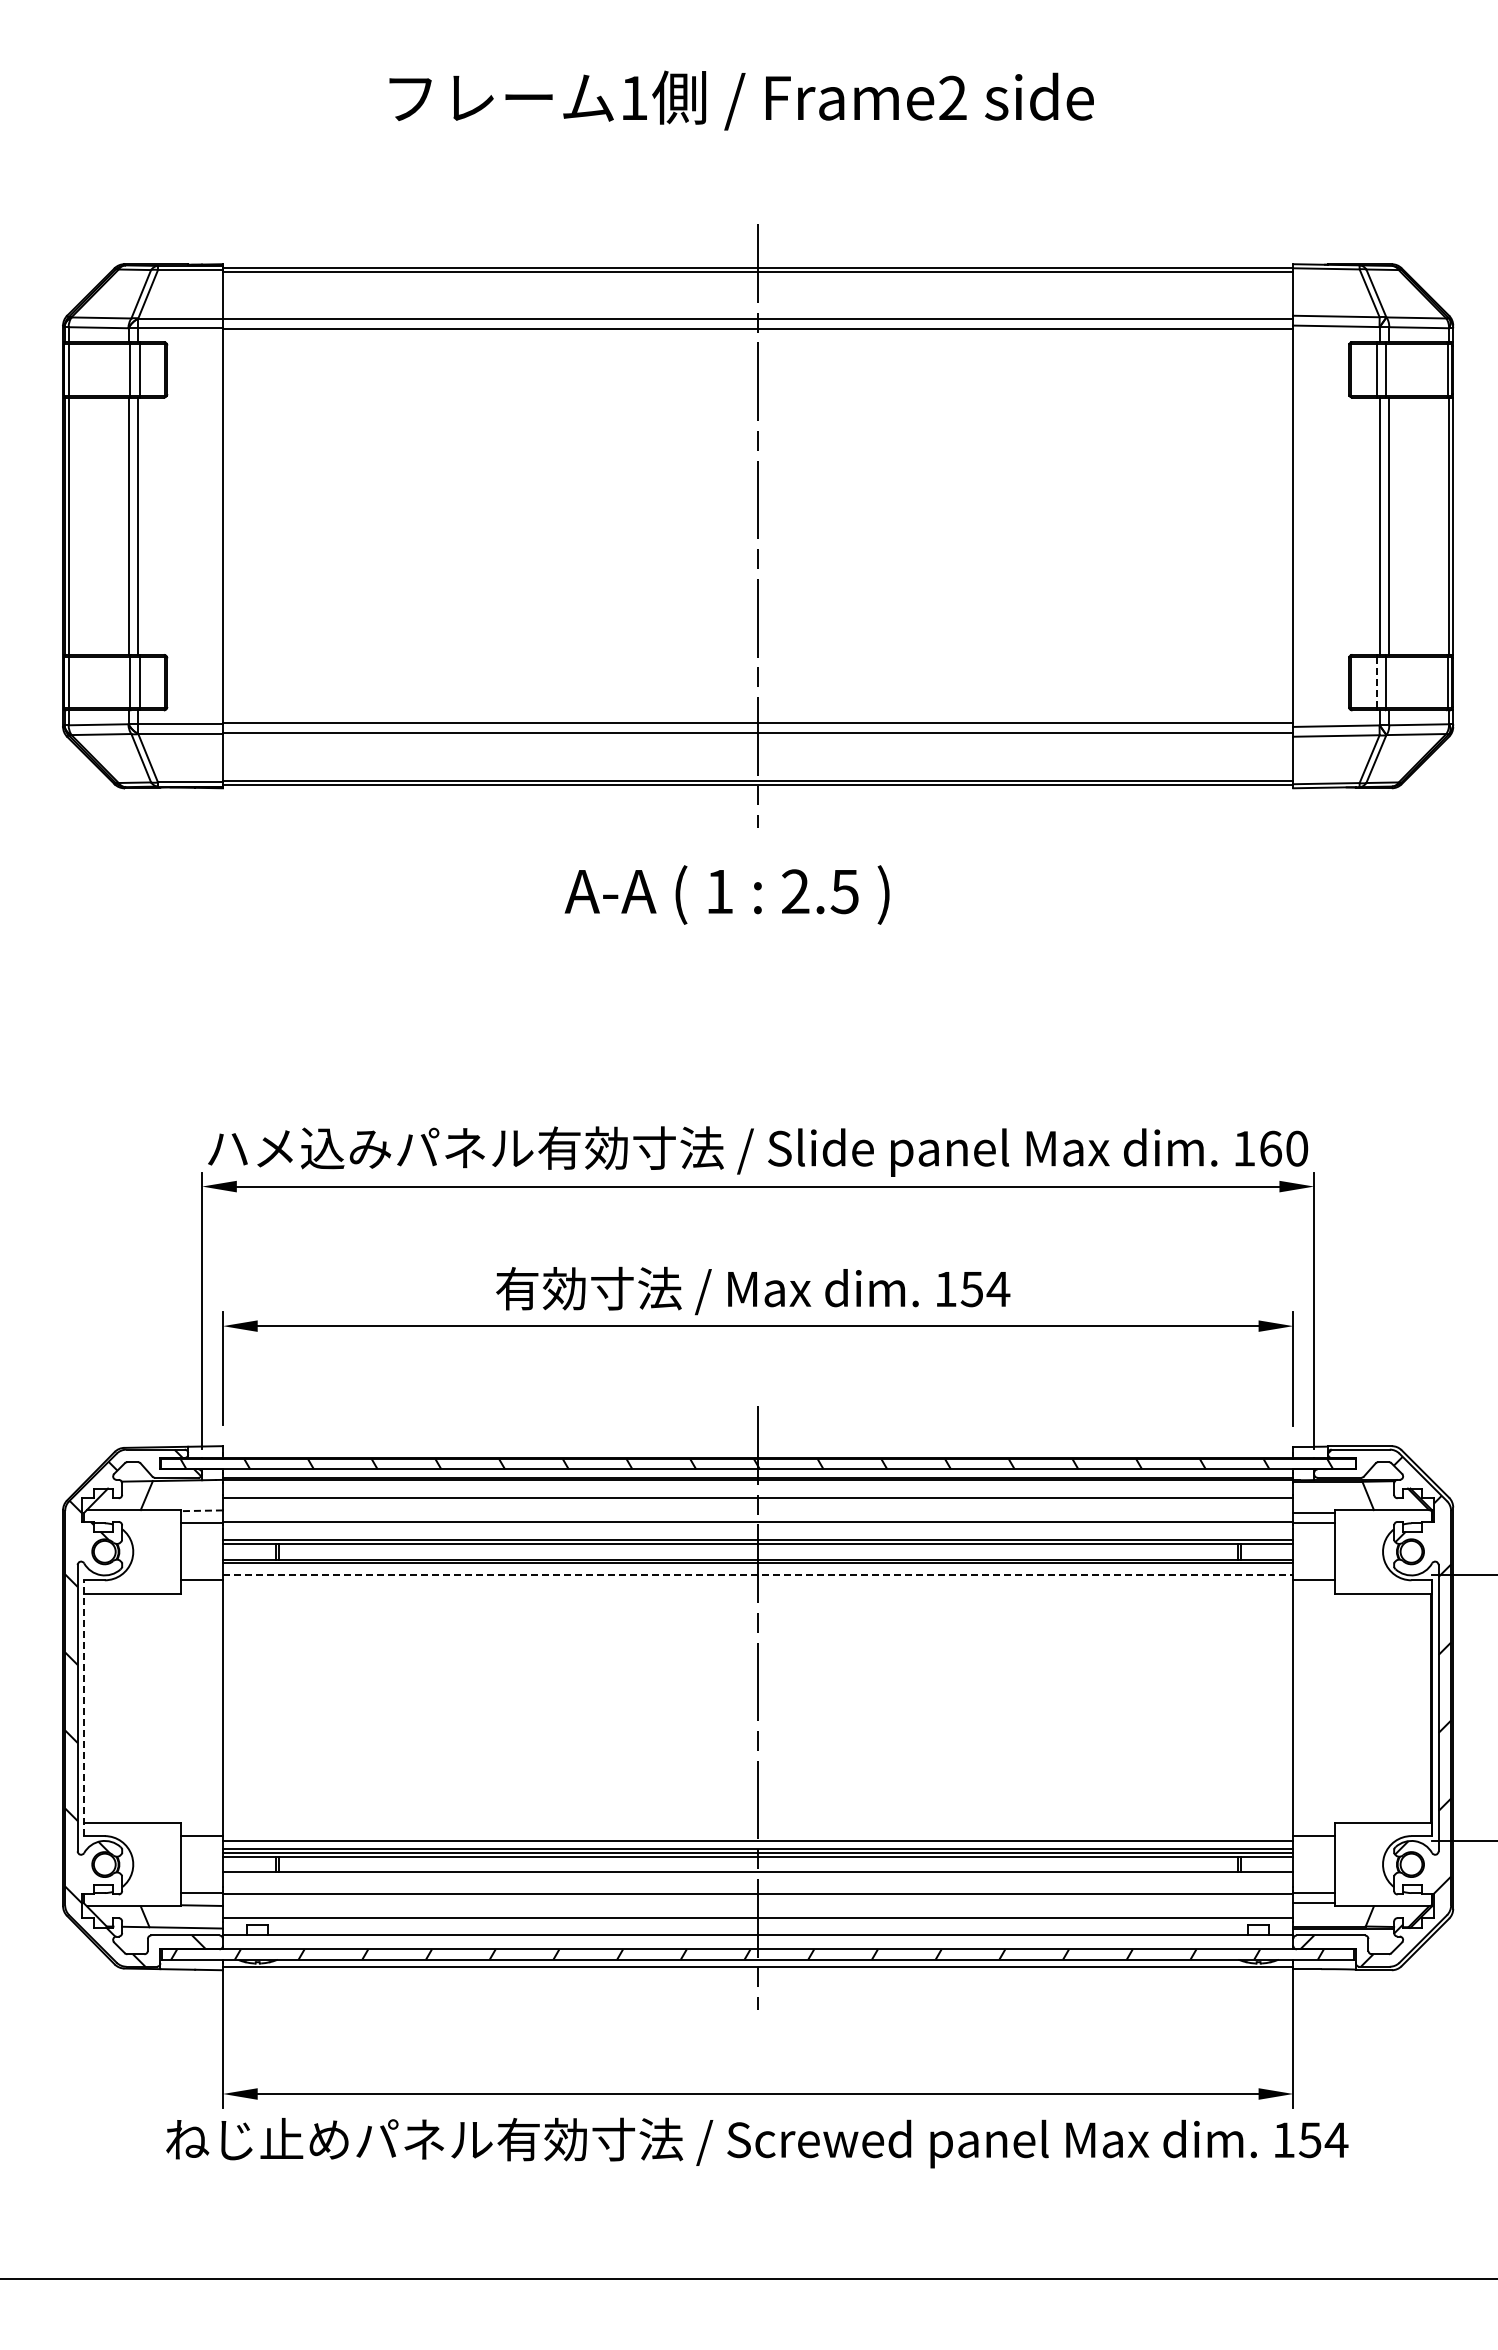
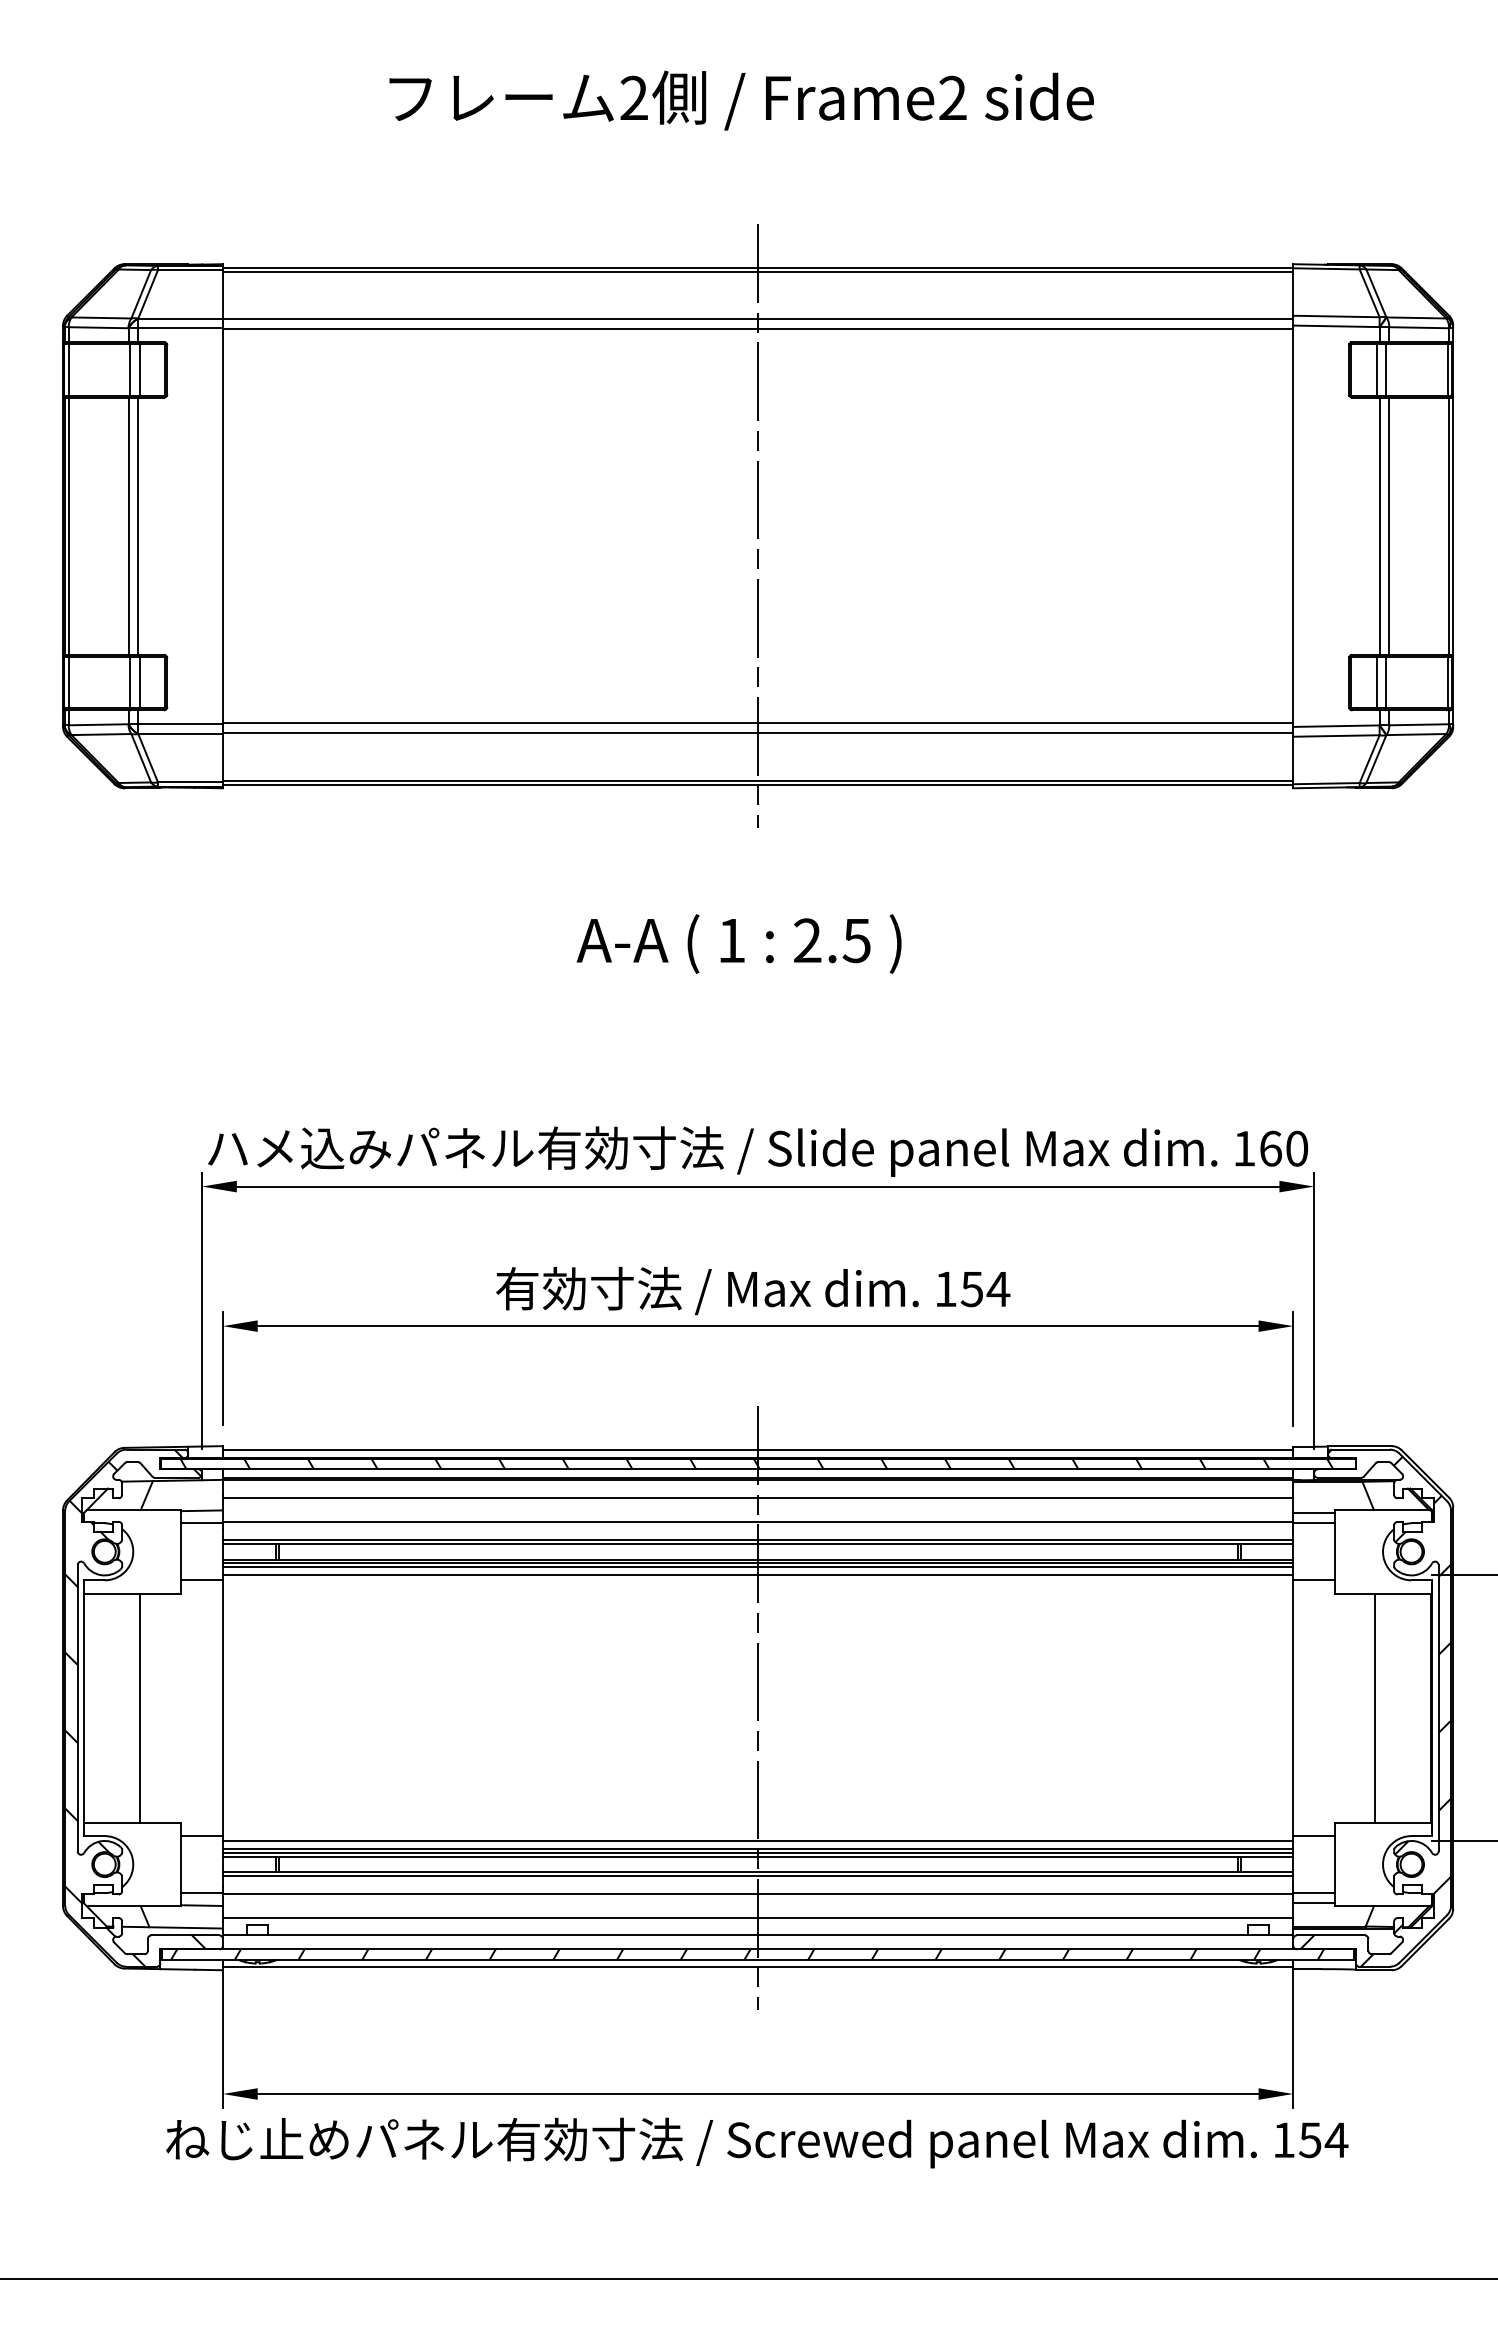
text: 1 -> 2 (633, 97)
line: dashed -> solid (1376, 682)
text position: (726, 894) -> (738, 943) (738, 943)
line: none -> present (757, 1449)
line: dashed -> solid (202, 1510)
line: none -> present (757, 1567)
line: dashed -> solid (758, 1575)
line: none -> present (139, 1707)
line: none -> present (1375, 1707)
line: dashed -> solid (83, 1708)
line: none -> present (757, 1876)
